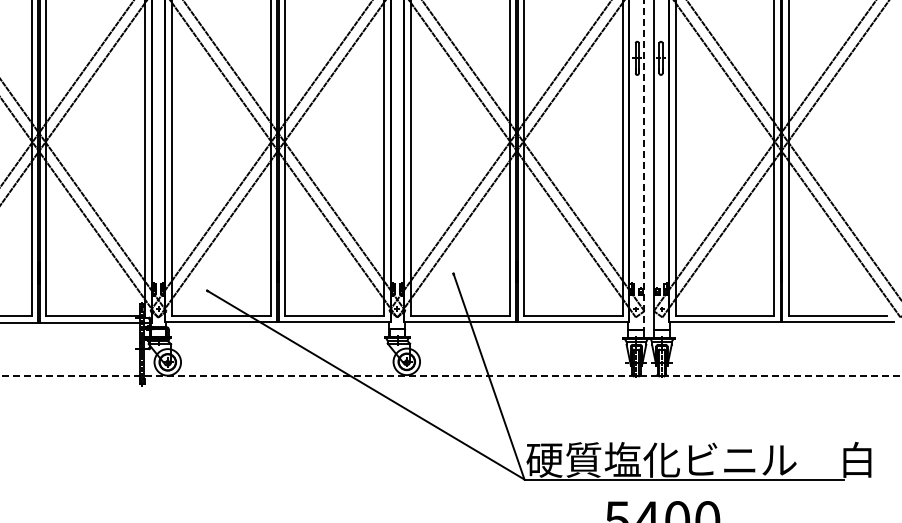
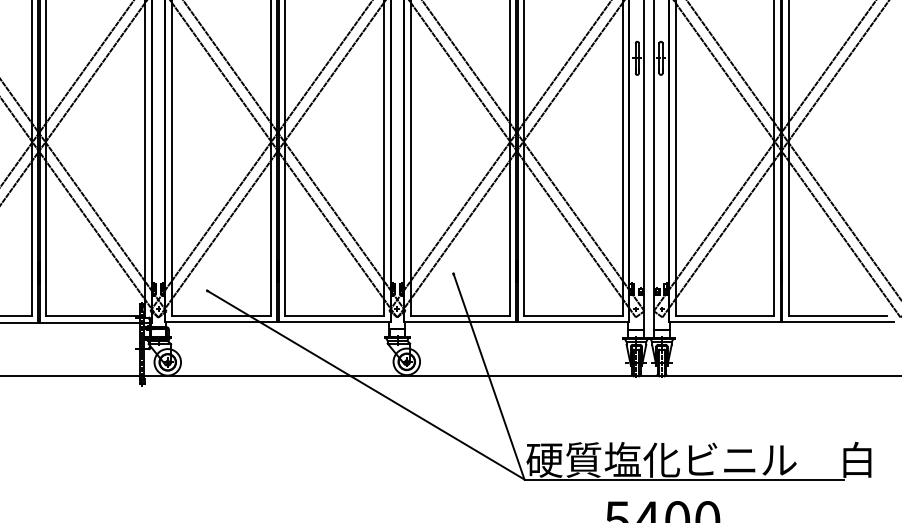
line: dashed -> solid (644, 165)
line: dashed -> solid (450, 375)
